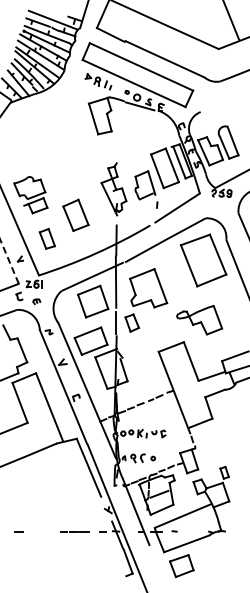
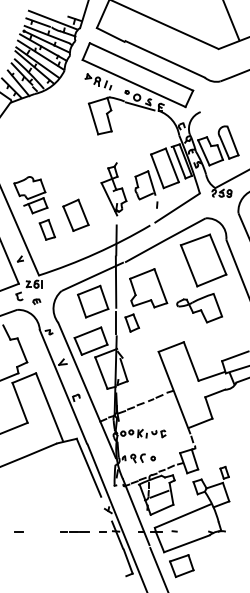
part position: (46, 238) -> (46, 229) (46, 229)
line: dashed -> solid (9, 261)
part position: (199, 320) -> (199, 308) (199, 308)
line: none -> present (158, 568)
